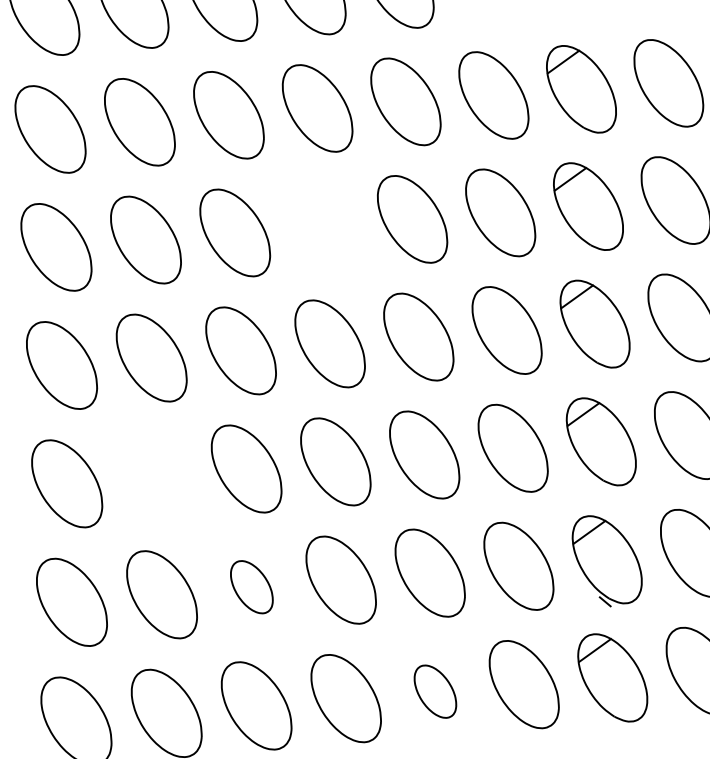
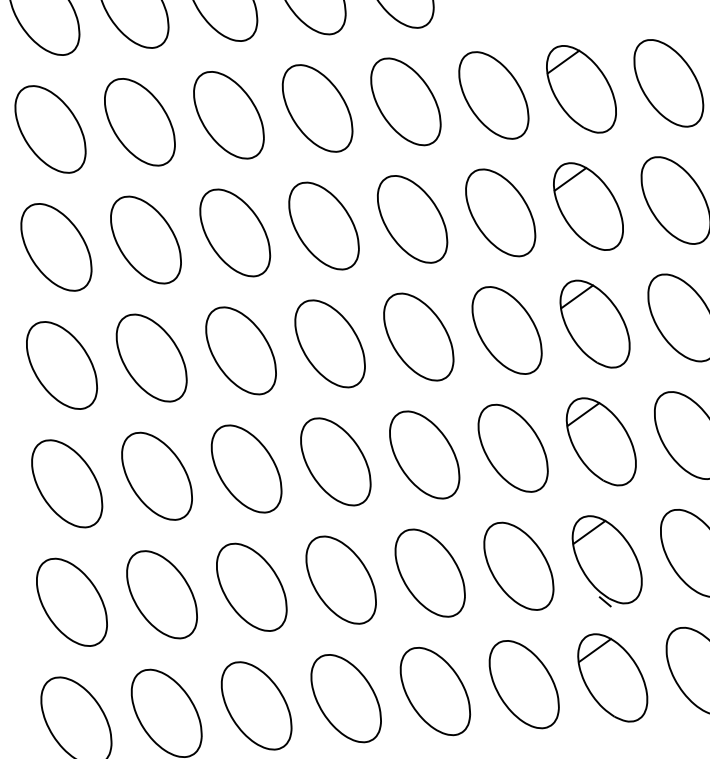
part: none -> present (323, 225)
part: none -> present (156, 475)
part size: 44x55 px -> 72x90 px (251, 586)
part size: 45x55 px -> 73x90 px (435, 691)
